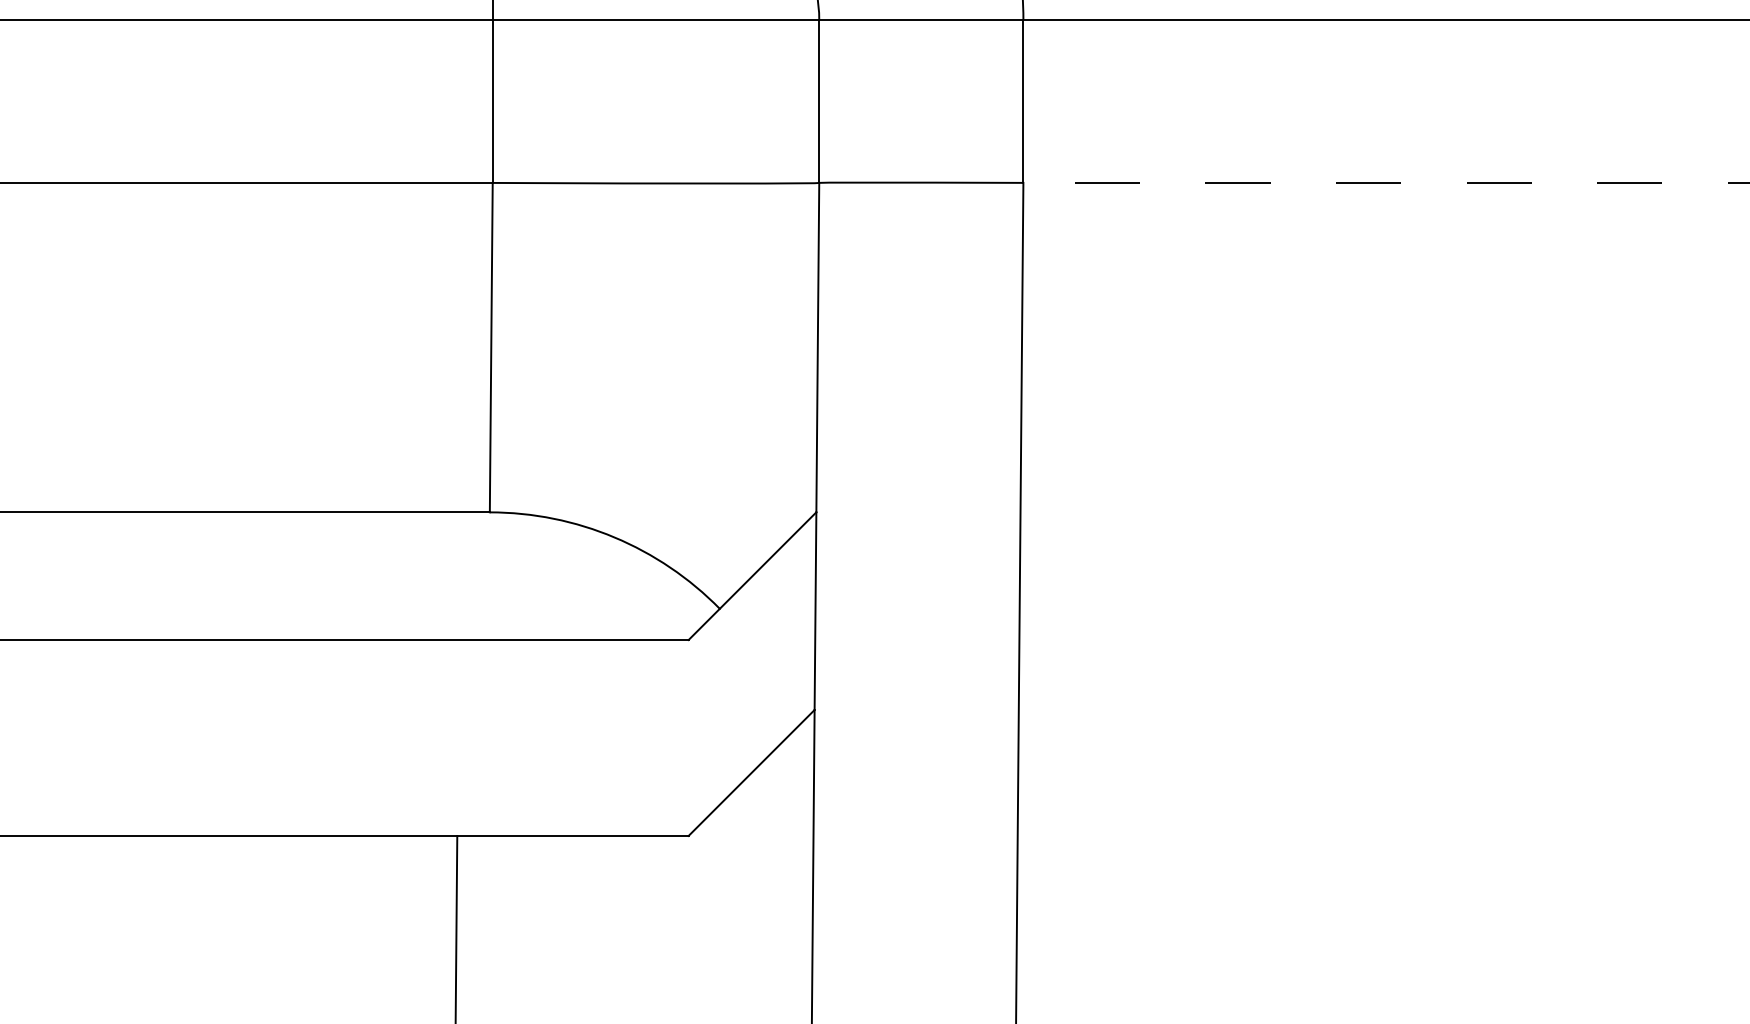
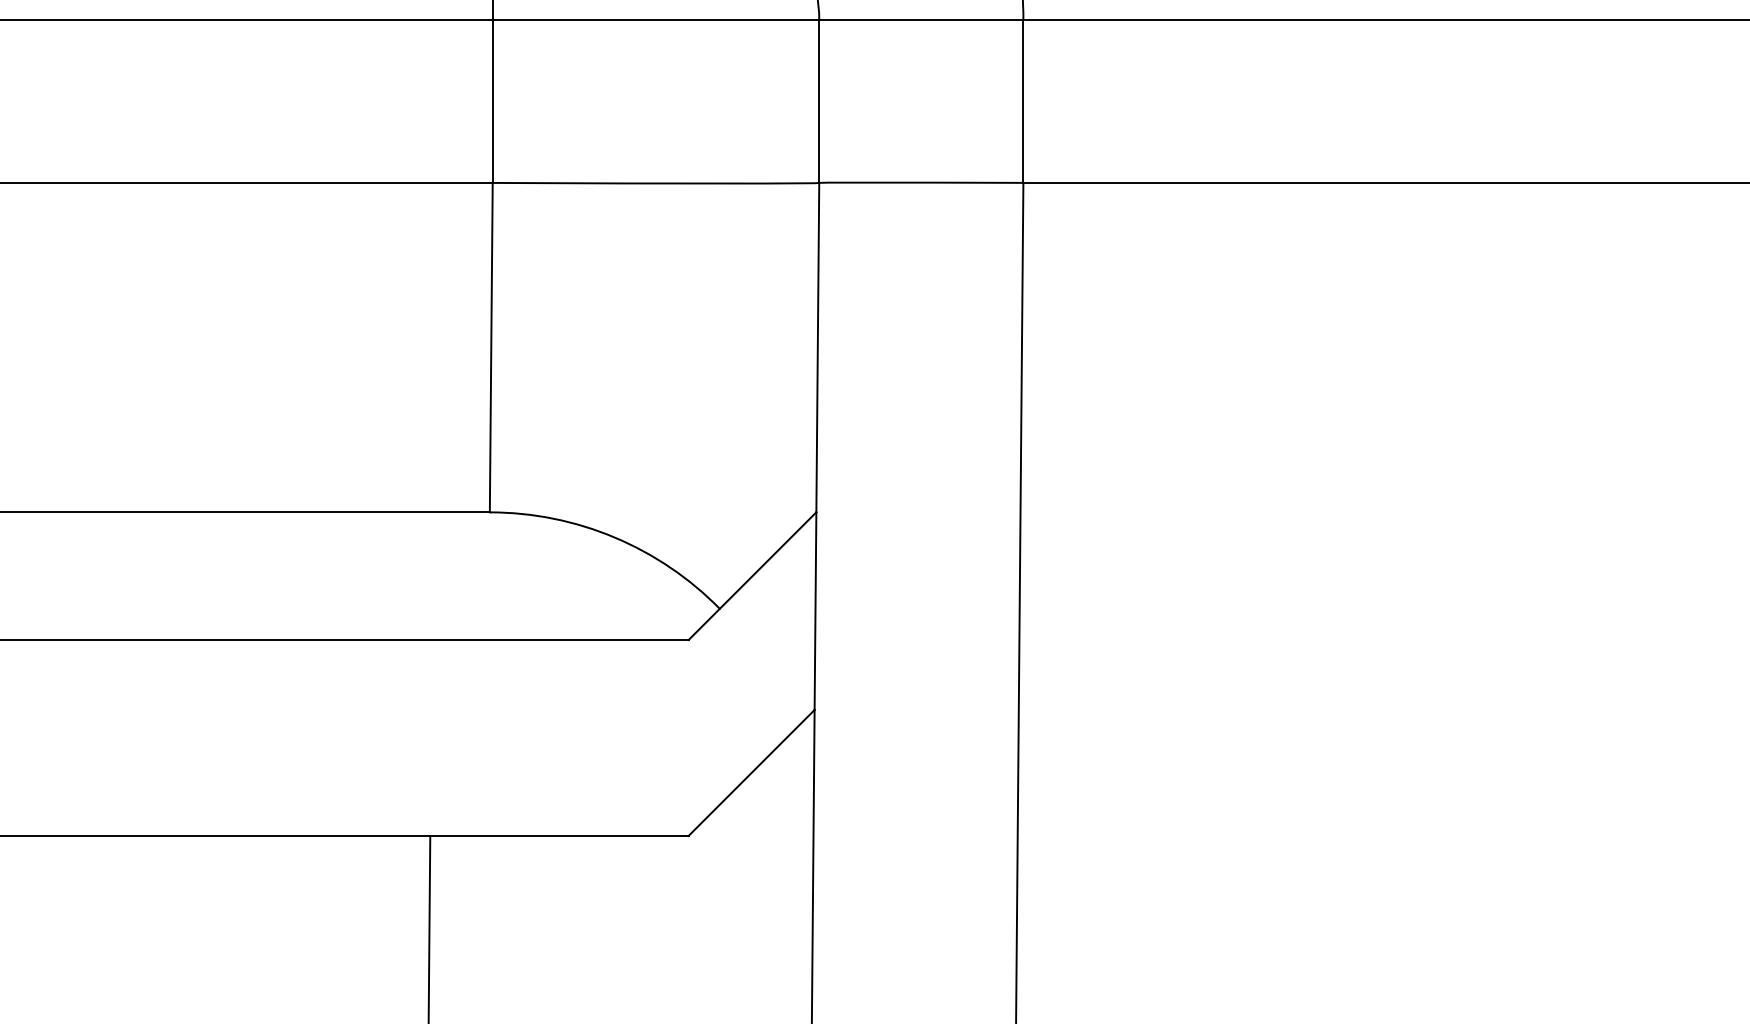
line: dashed -> solid (1386, 182)
line position: (456, 927) -> (429, 927) (429, 927)
